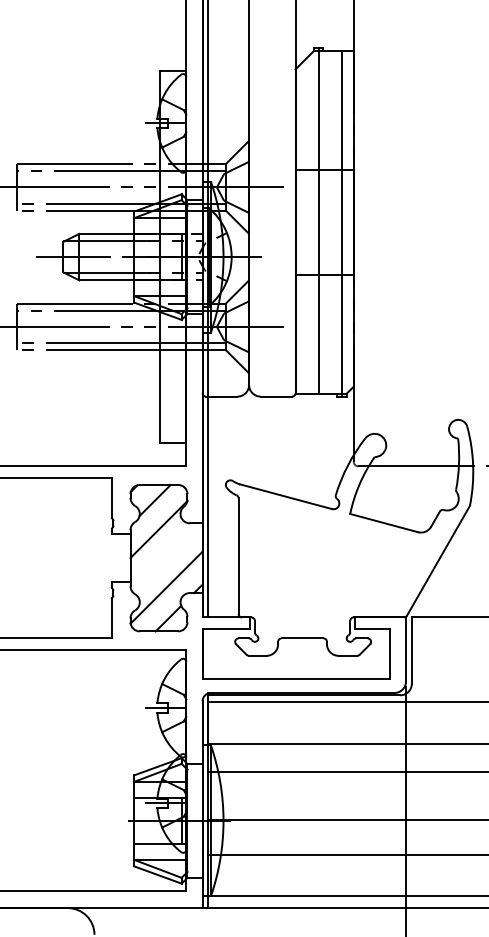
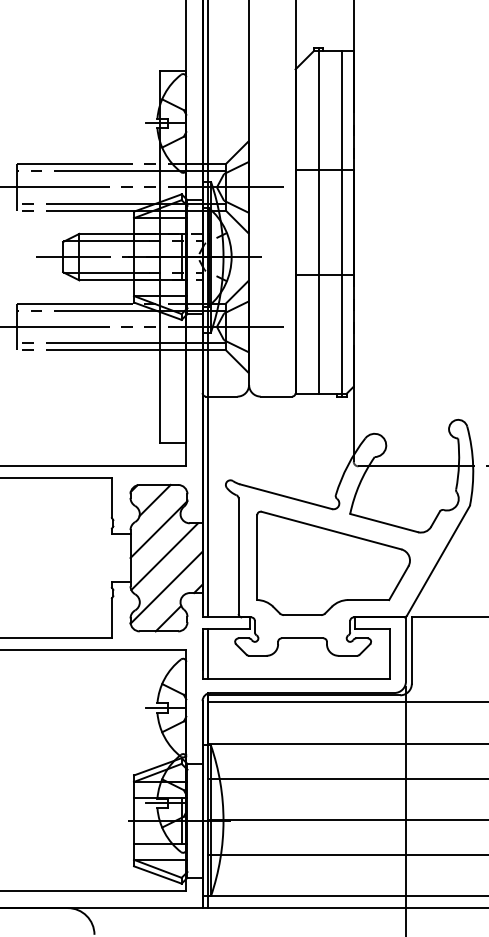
line: none -> present (164, 556)
part: none -> present (333, 562)
line: none -> present (208, 654)
line position: (346, 772) -> (346, 779) (346, 779)
